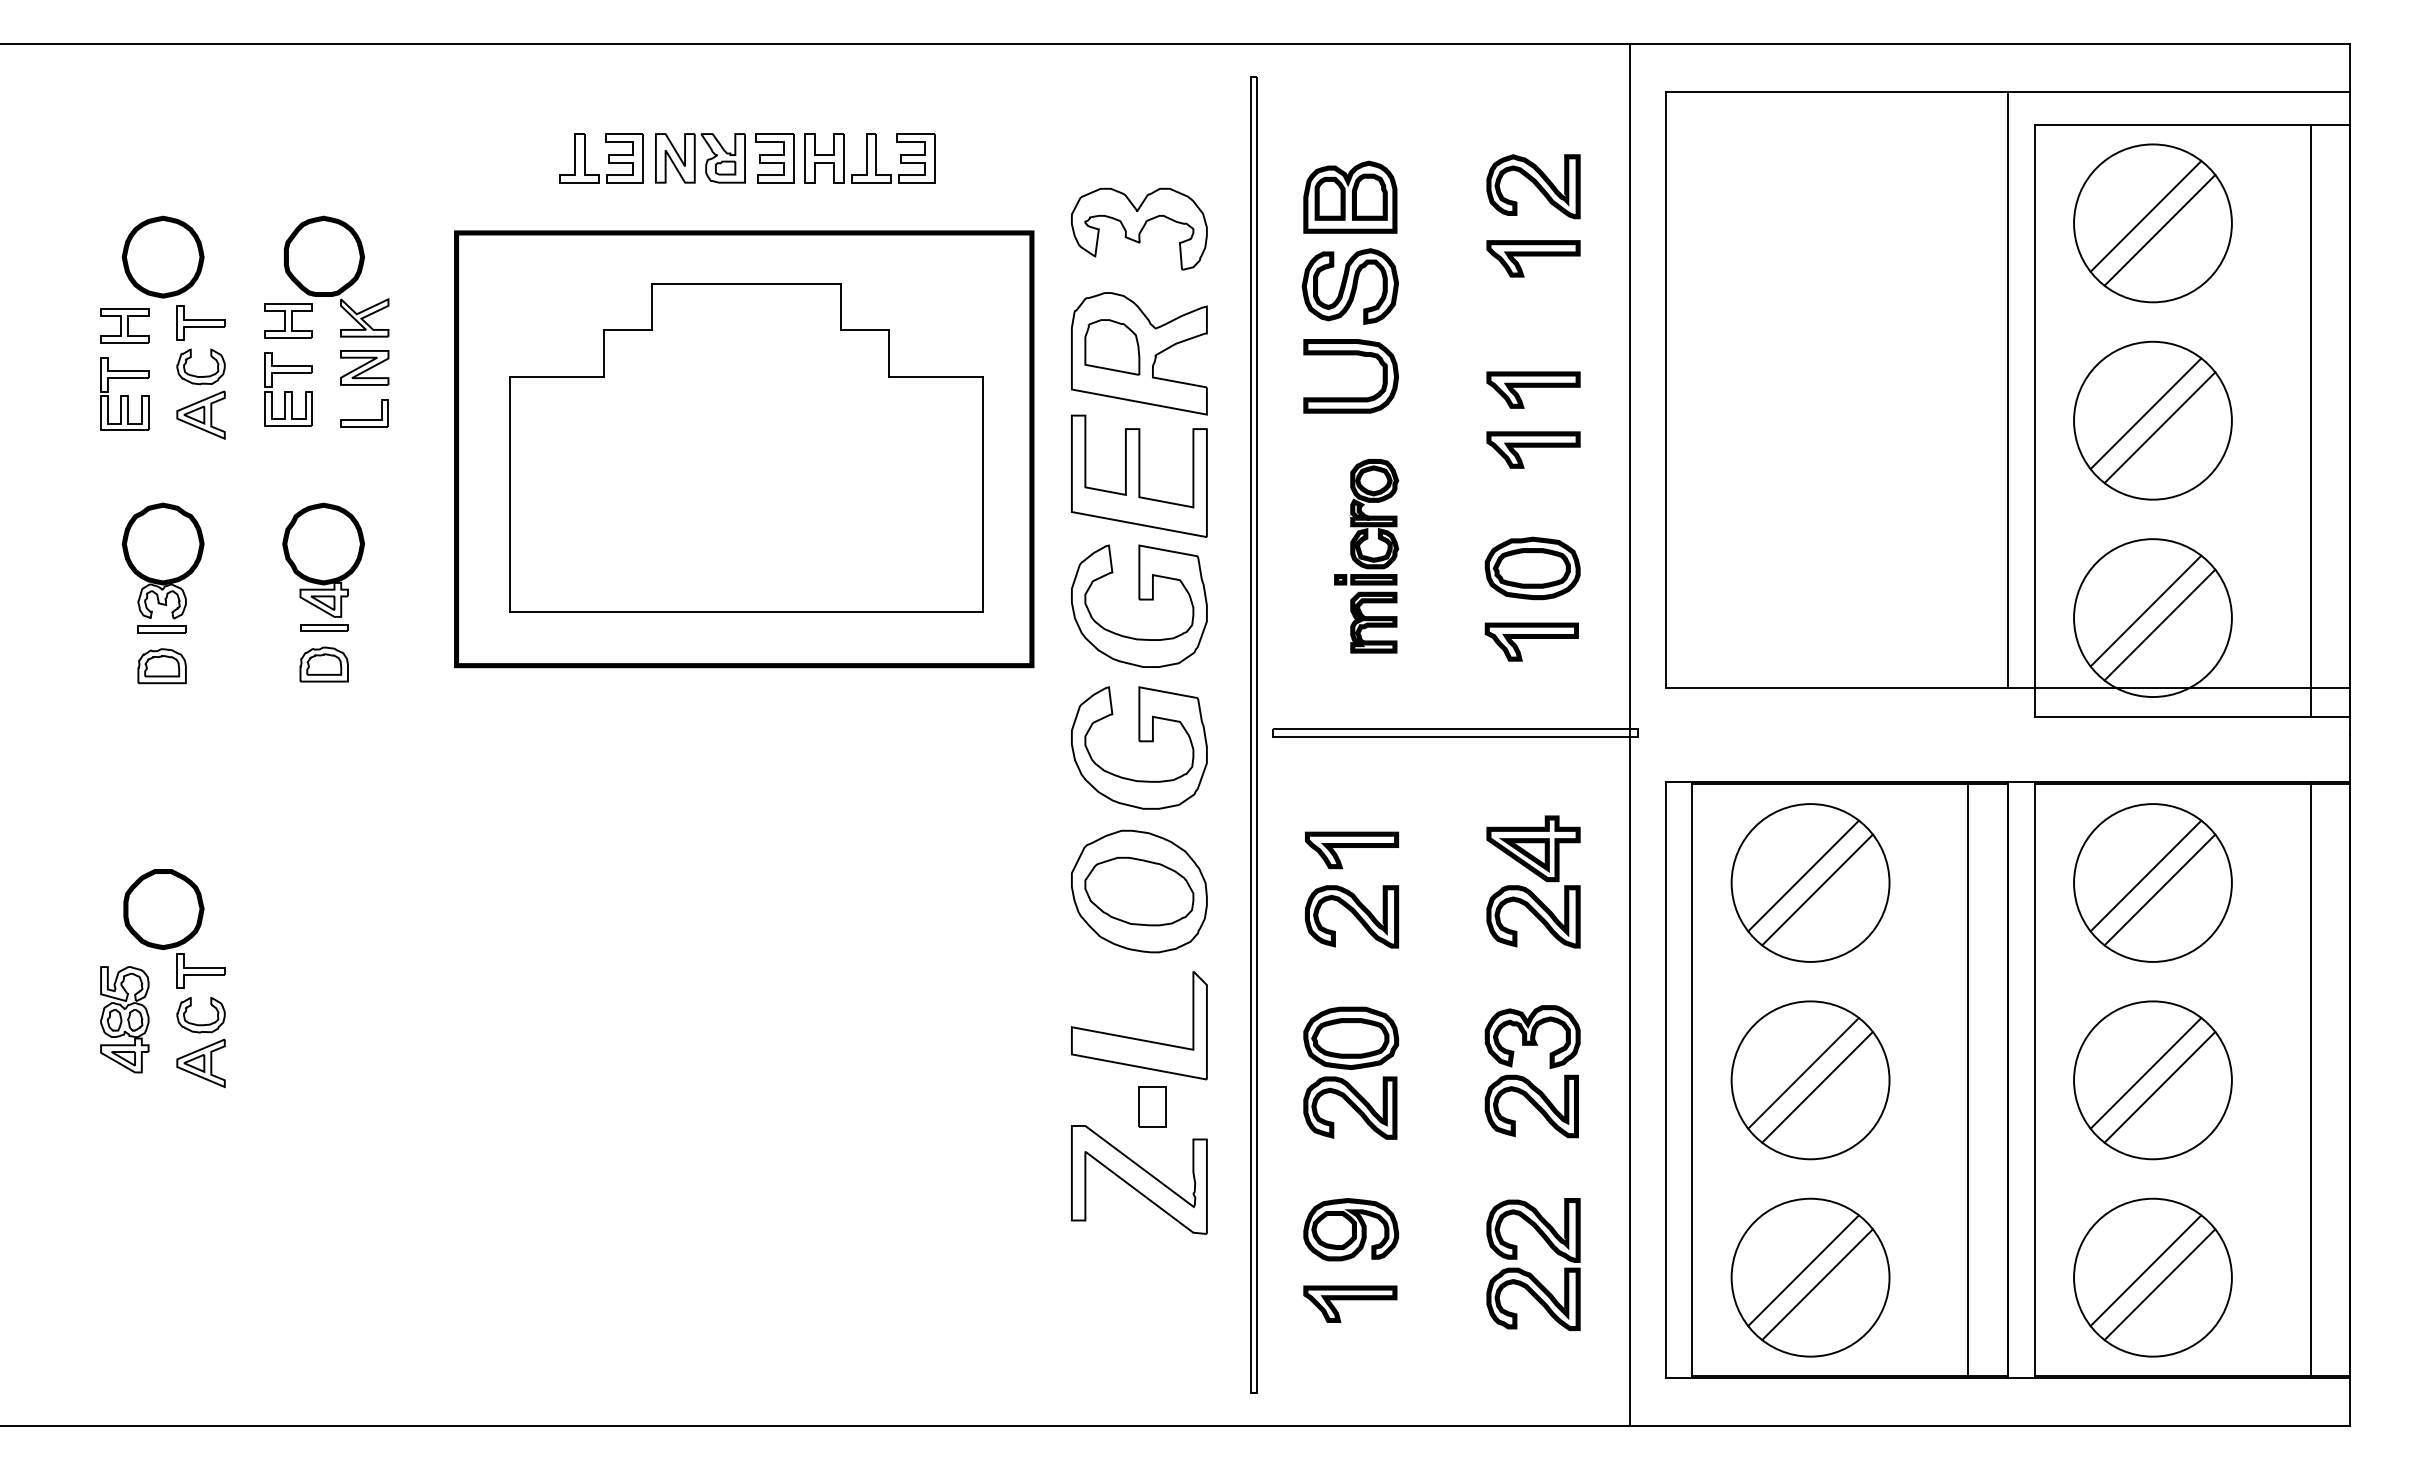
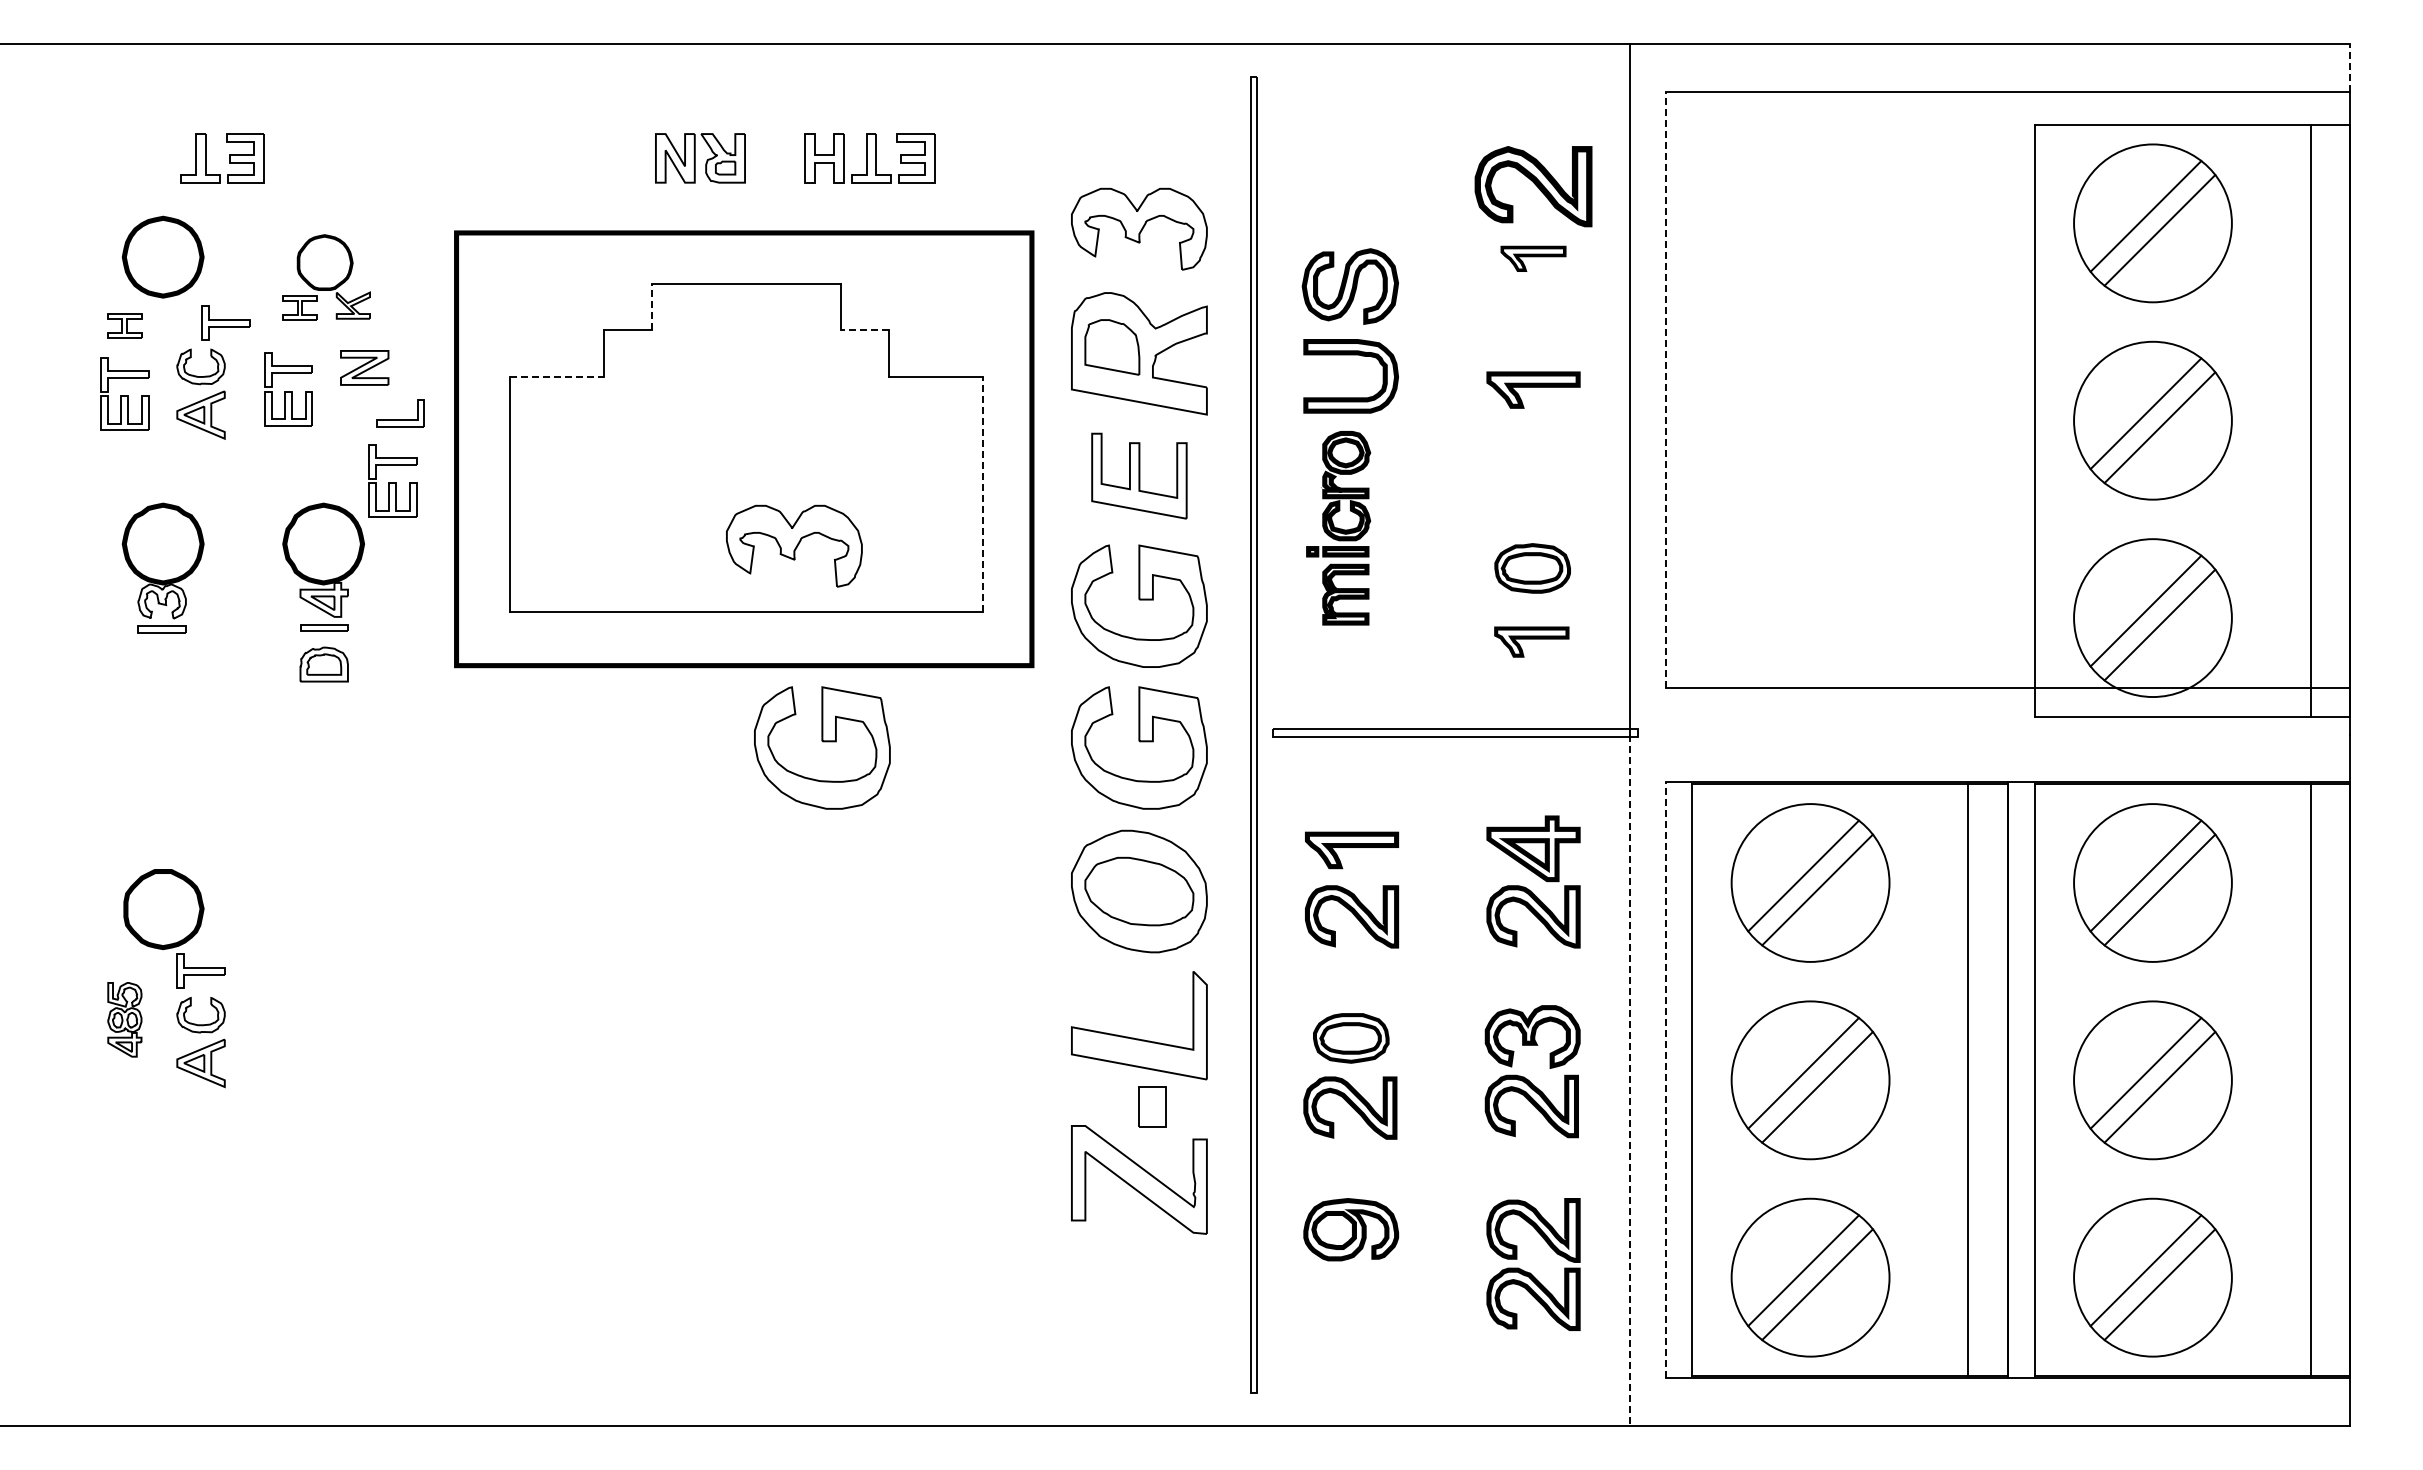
line: solid -> dashed (2350, 67)
part position: (608, 158) -> (229, 158) (229, 158)
part: present -> none (774, 158)
part size: 95x66 px -> 119x82 px (1533, 186)
part: present -> none (1350, 196)
part size: 95x38 px -> 67x27 px (1533, 258)
part size: 126x124 px -> 89x87 px (326, 277)
line: solid -> dashed (651, 306)
part position: (200, 322) -> (225, 322) (225, 322)
part size: 50x36 px -> 36x26 px (124, 325)
line: solid -> dashed (864, 329)
line: solid -> dashed (557, 377)
line: solid -> dashed (1665, 389)
line: present -> none (2007, 389)
part position: (364, 413) -> (400, 413) (400, 413)
part: present -> none (1533, 449)
part size: 137x124 px -> 97x88 px (1139, 475)
part: none -> present (392, 480)
line: solid -> dashed (983, 493)
part: none -> present (794, 545)
part position: (1366, 556) -> (1338, 528) (1338, 528)
part size: 97x65 px -> 77x51 px (1532, 568)
part size: 95x40 px -> 76x32 px (1531, 641)
part: present -> none (161, 666)
part: none -> present (822, 747)
part size: 50x108 px -> 36x76 px (124, 1019)
part size: 97x65 px -> 77x51 px (1351, 1038)
line: solid -> dashed (1630, 1080)
line: solid -> dashed (1665, 1080)
part: present -> none (1350, 1303)
